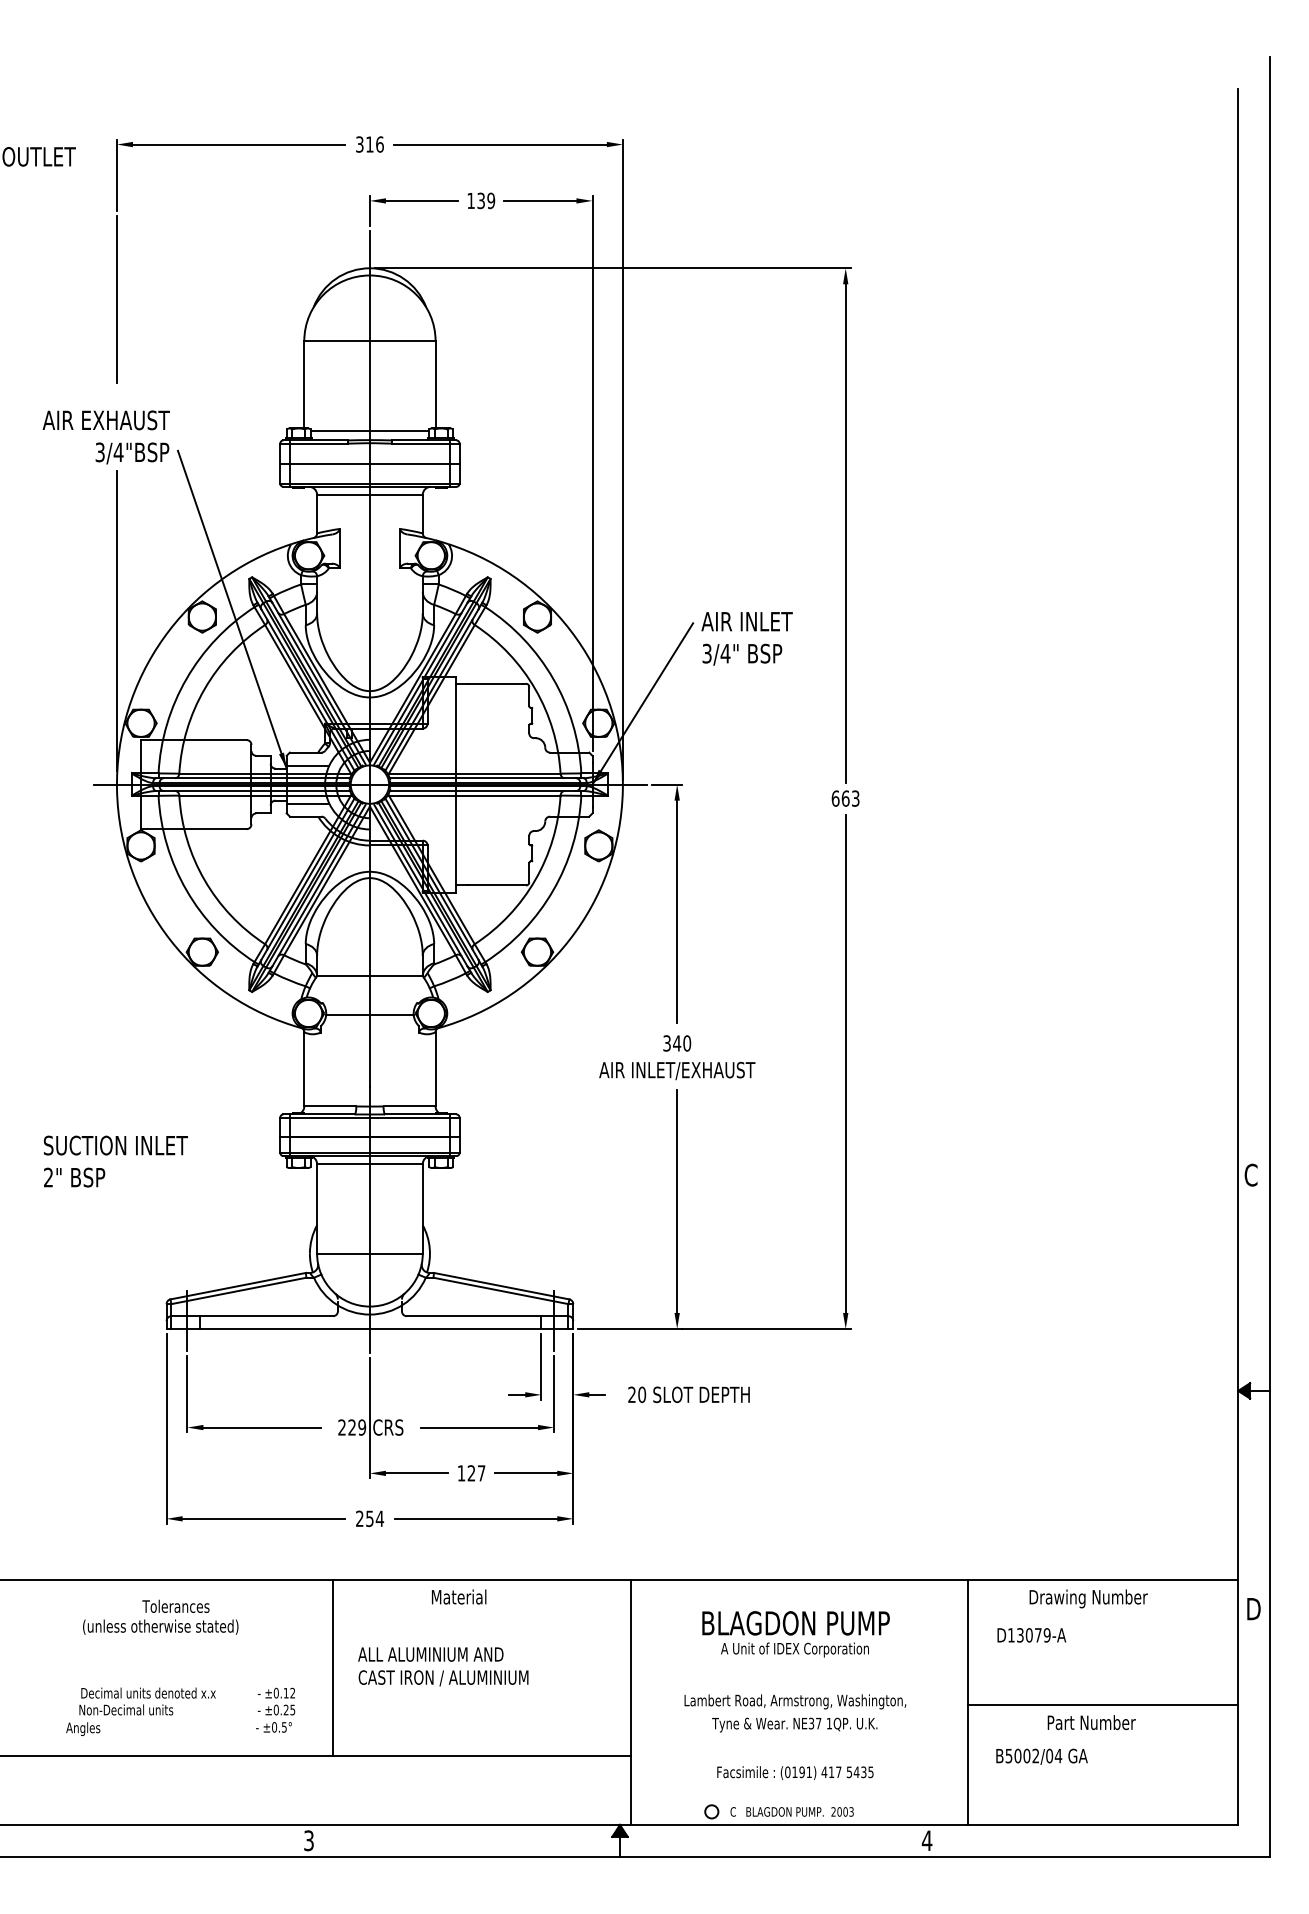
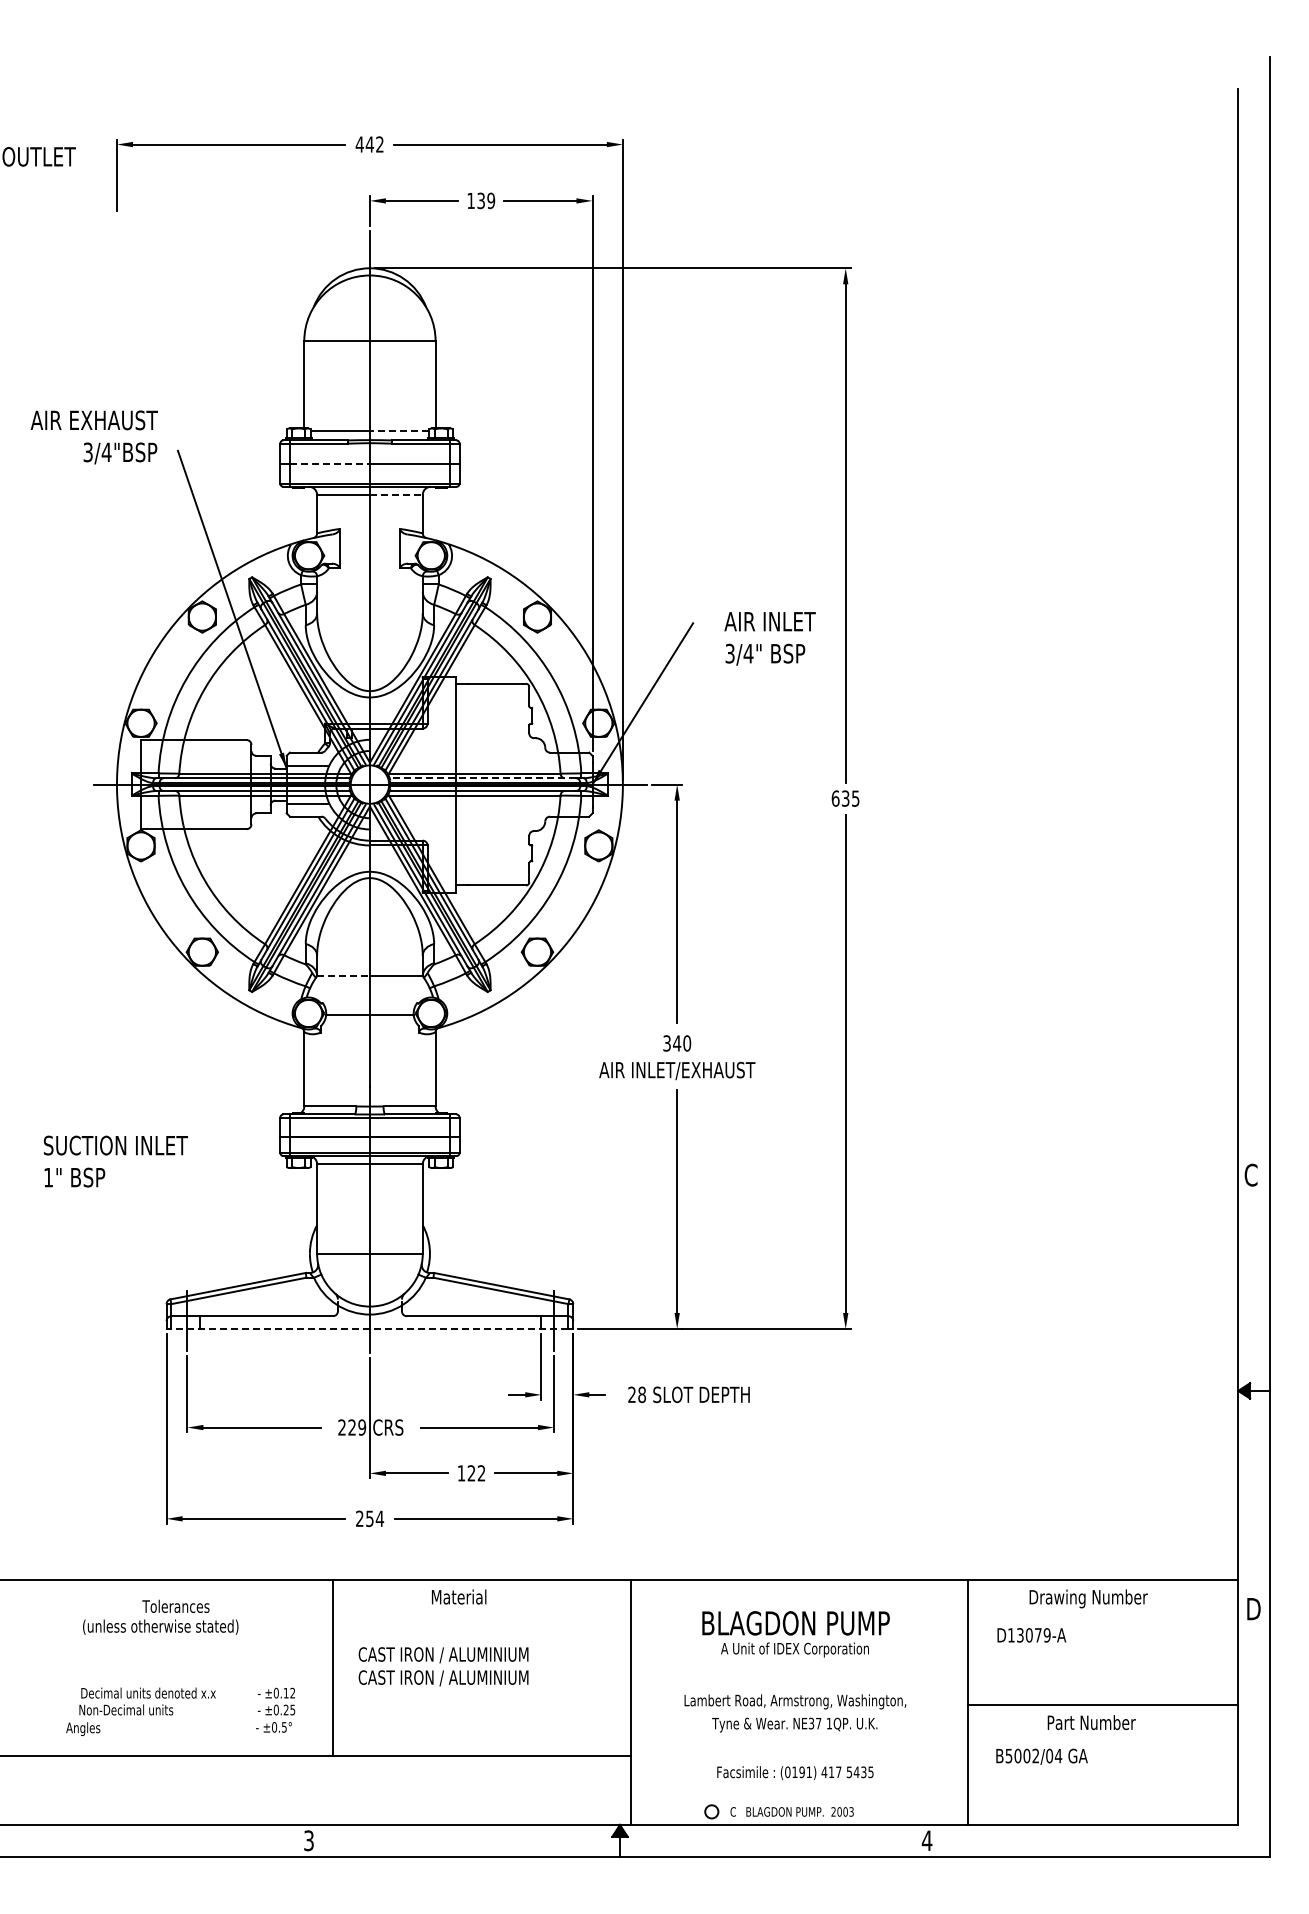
text: 316 -> 442 (369, 144)
line: present -> none (116, 299)
line: solid -> dashed (399, 430)
text position: (105, 437) -> (93, 437) (93, 437)
line: solid -> dashed (330, 464)
line: solid -> dashed (396, 494)
line: present -> none (116, 620)
text position: (746, 638) -> (769, 638) (769, 638)
line: solid -> dashed (482, 778)
text: 663 -> 635 (850, 798)
line: solid -> dashed (344, 976)
text: 2" -> 1" (48, 1177)
line: solid -> dashed (369, 1328)
text: 20 -> 28 (642, 1394)
text: 127 -> 122 (481, 1473)
text: ALL ALUMINIUM AND -> CAST IRON / ALUMINIUM (443, 1655)
